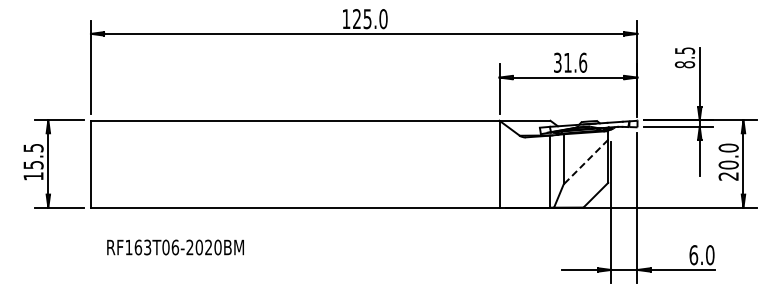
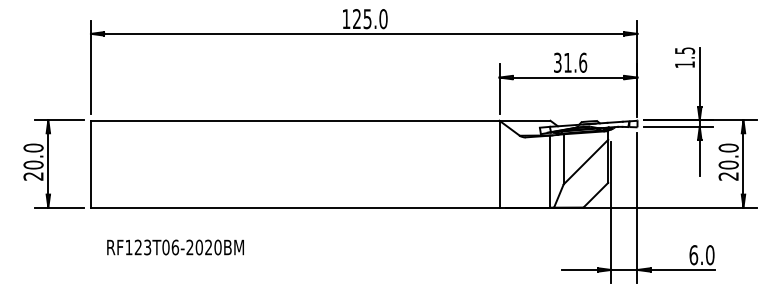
text: 8.5 -> 1.5 (684, 64)
text: 15.5 -> 20.0 (33, 161)
line: dashed -> solid (585, 162)
text: RF163T06-2020BM -> RF123T06-2020BM (138, 247)
